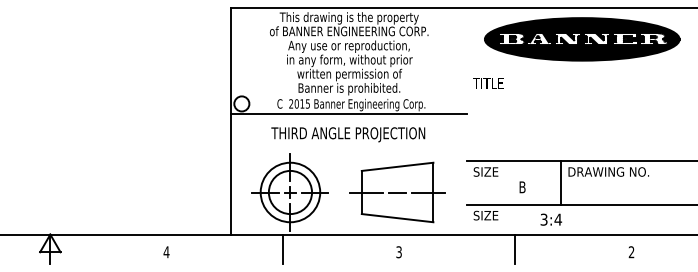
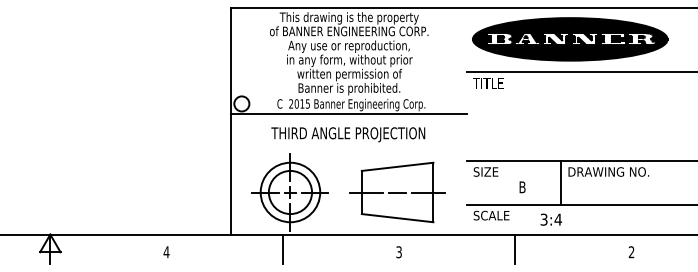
part position: (582, 39) -> (570, 39) (570, 39)
line: none -> present (580, 71)
text: SIZE -> SCALE (495, 215)
